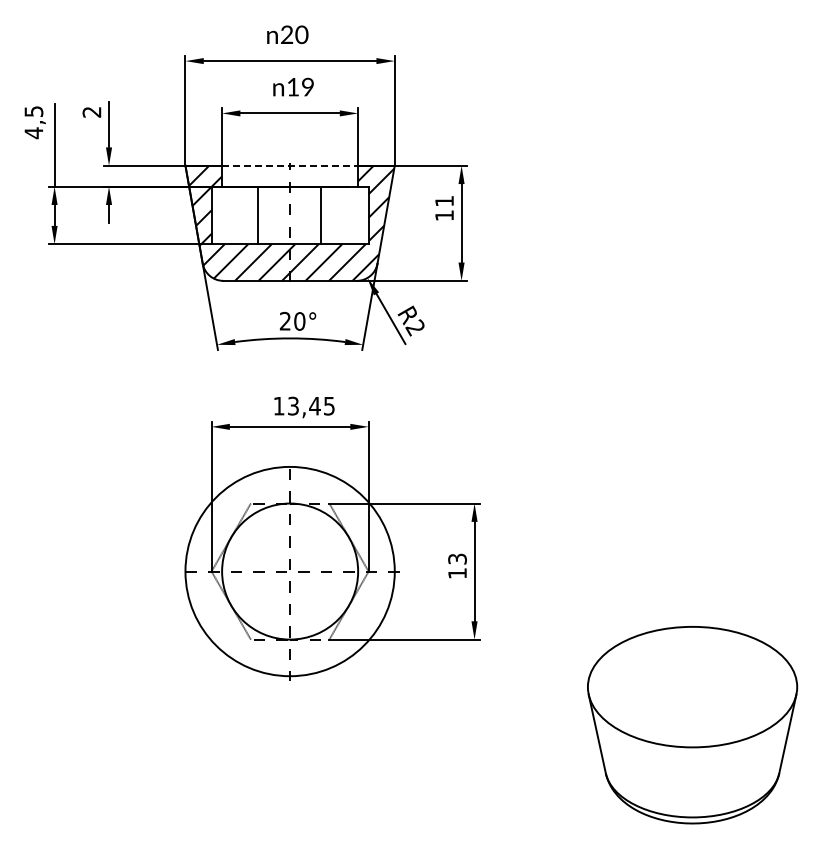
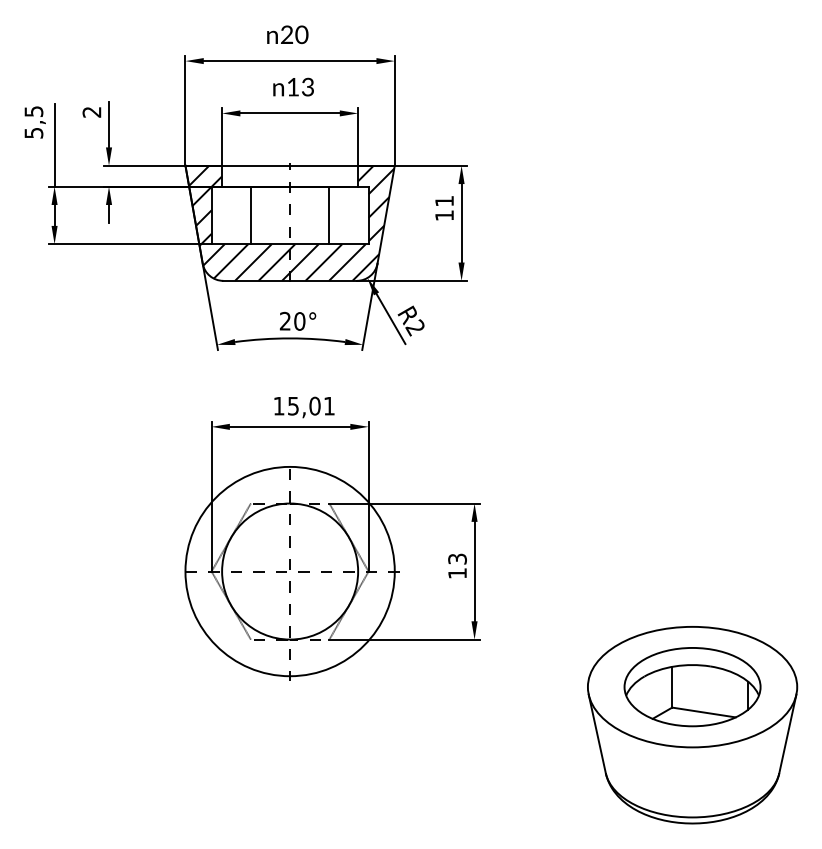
text: 19 -> 13 (307, 87)
text: 4,5 -> 5,5 (33, 133)
line: dashed -> solid (290, 165)
line position: (257, 215) -> (250, 215) (250, 215)
line position: (321, 215) -> (329, 215) (329, 215)
text: 13,45 -> 15,01 (311, 405)
part: none -> present (692, 687)
